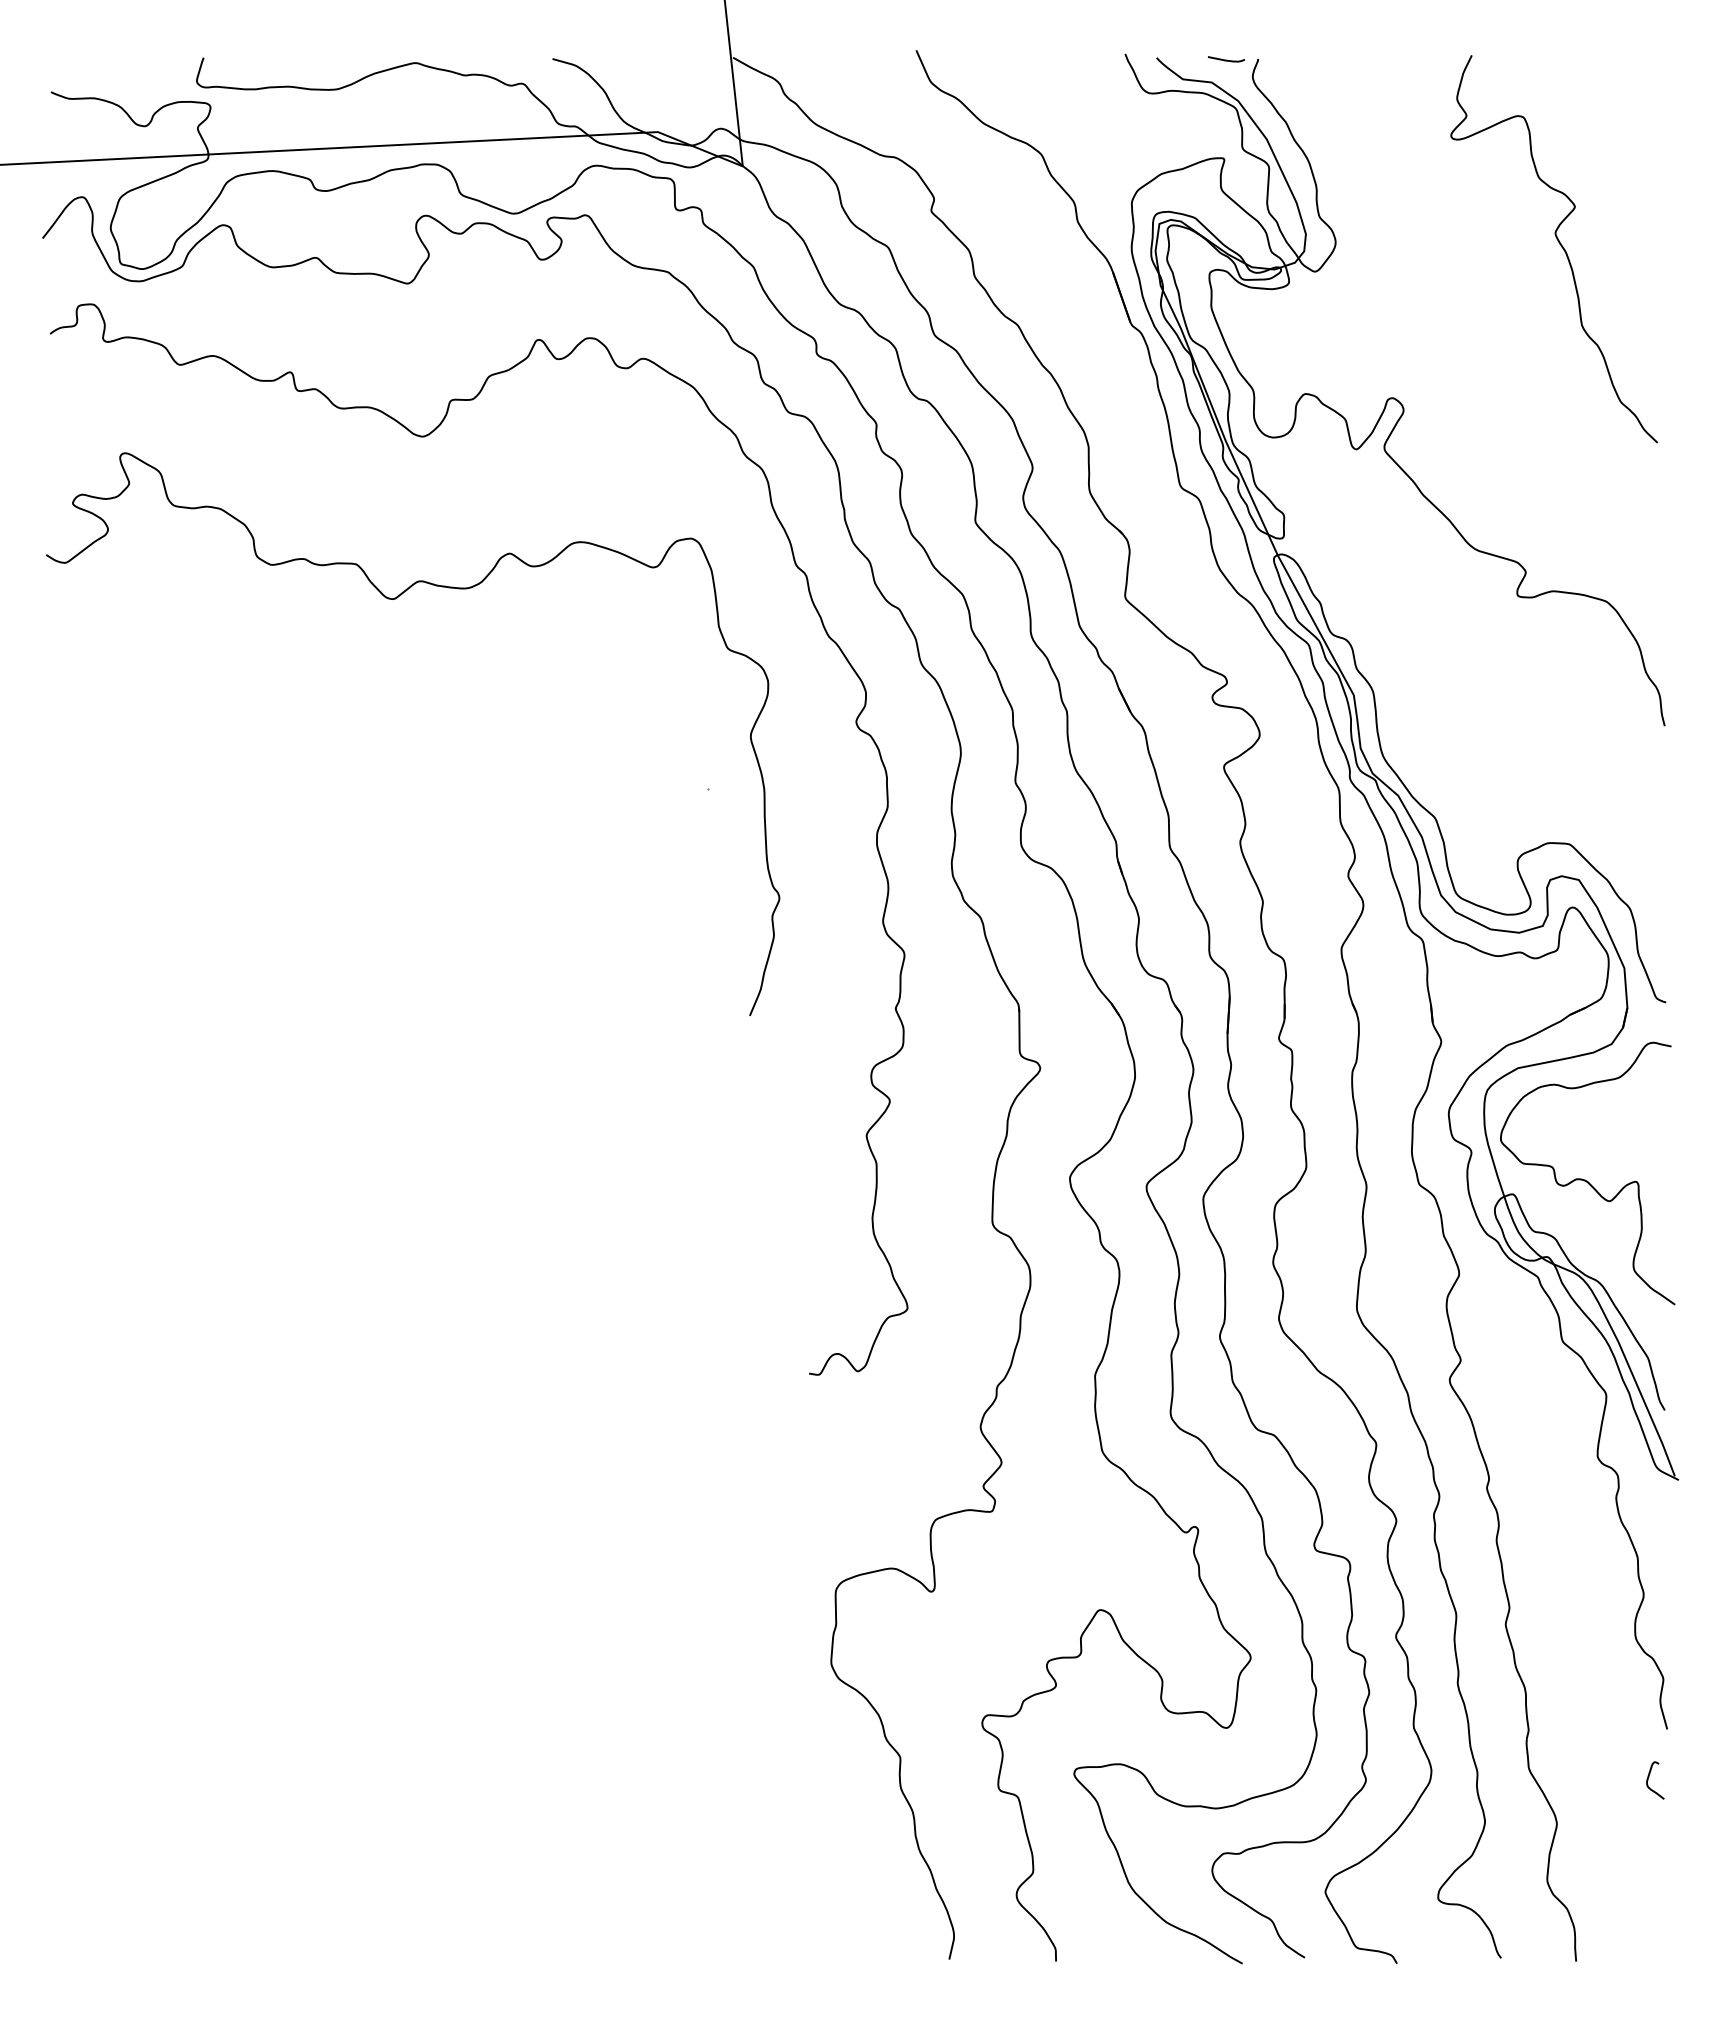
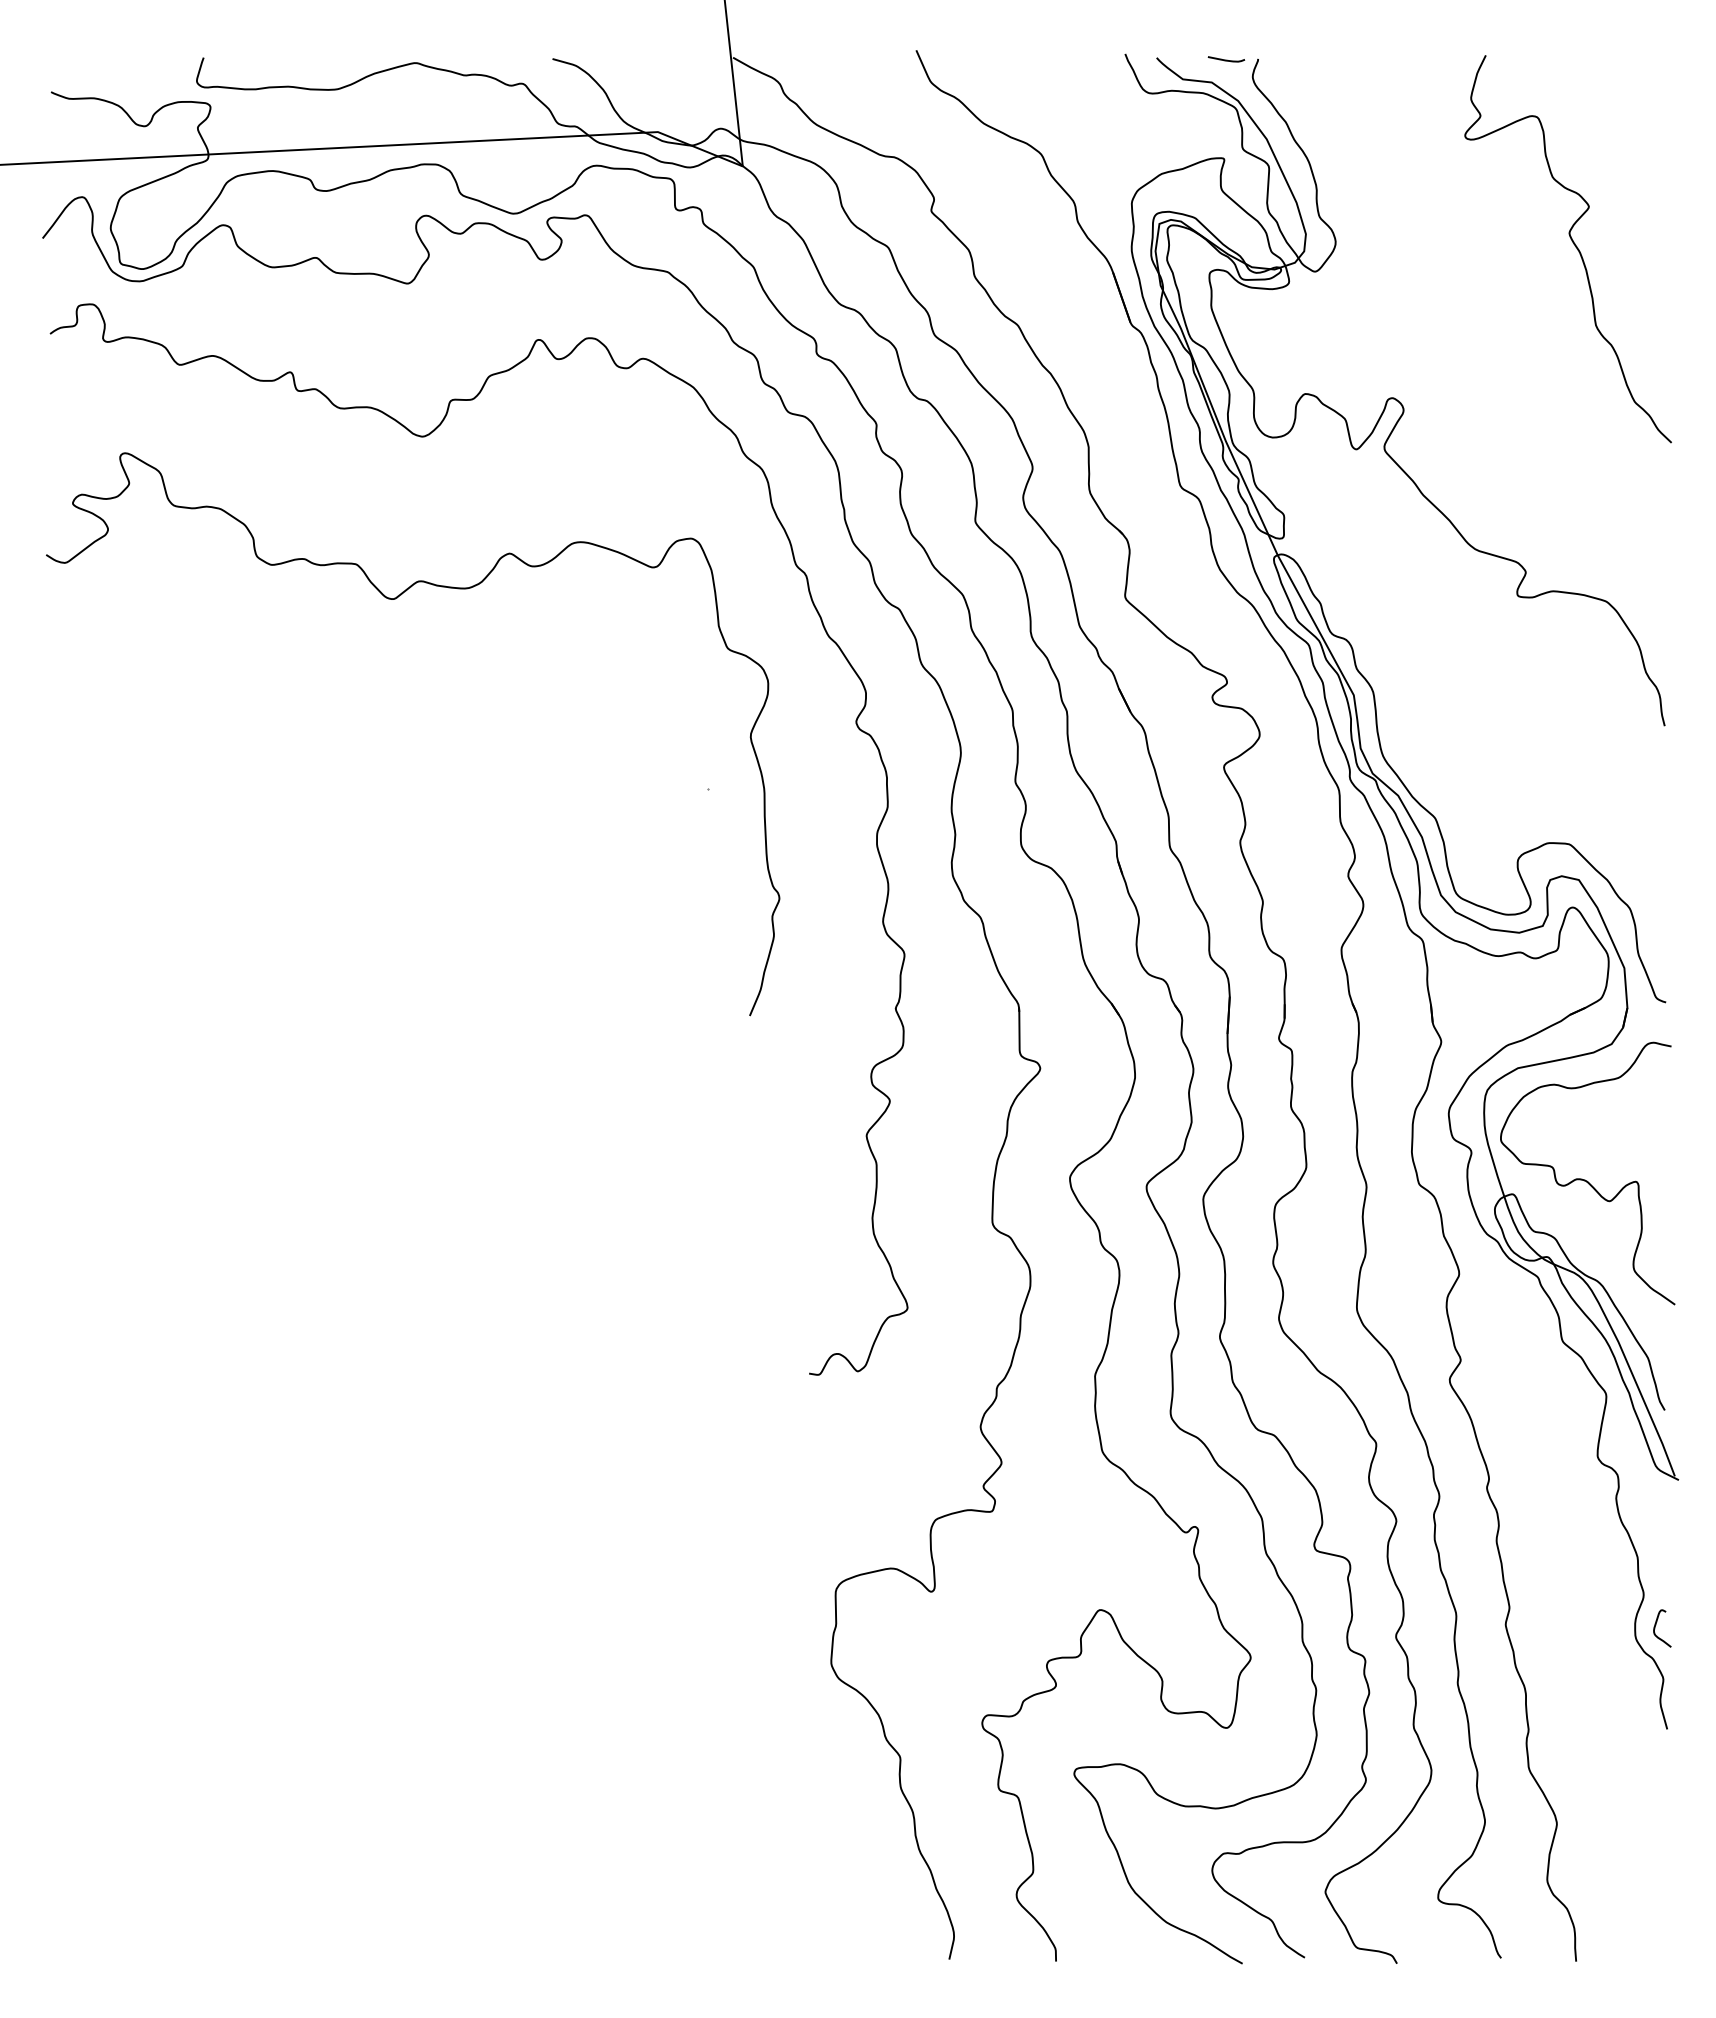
curve position: (1559, 244) -> (1573, 244) (1573, 244)
curve position: (1649, 1777) -> (1656, 1625) (1656, 1625)
